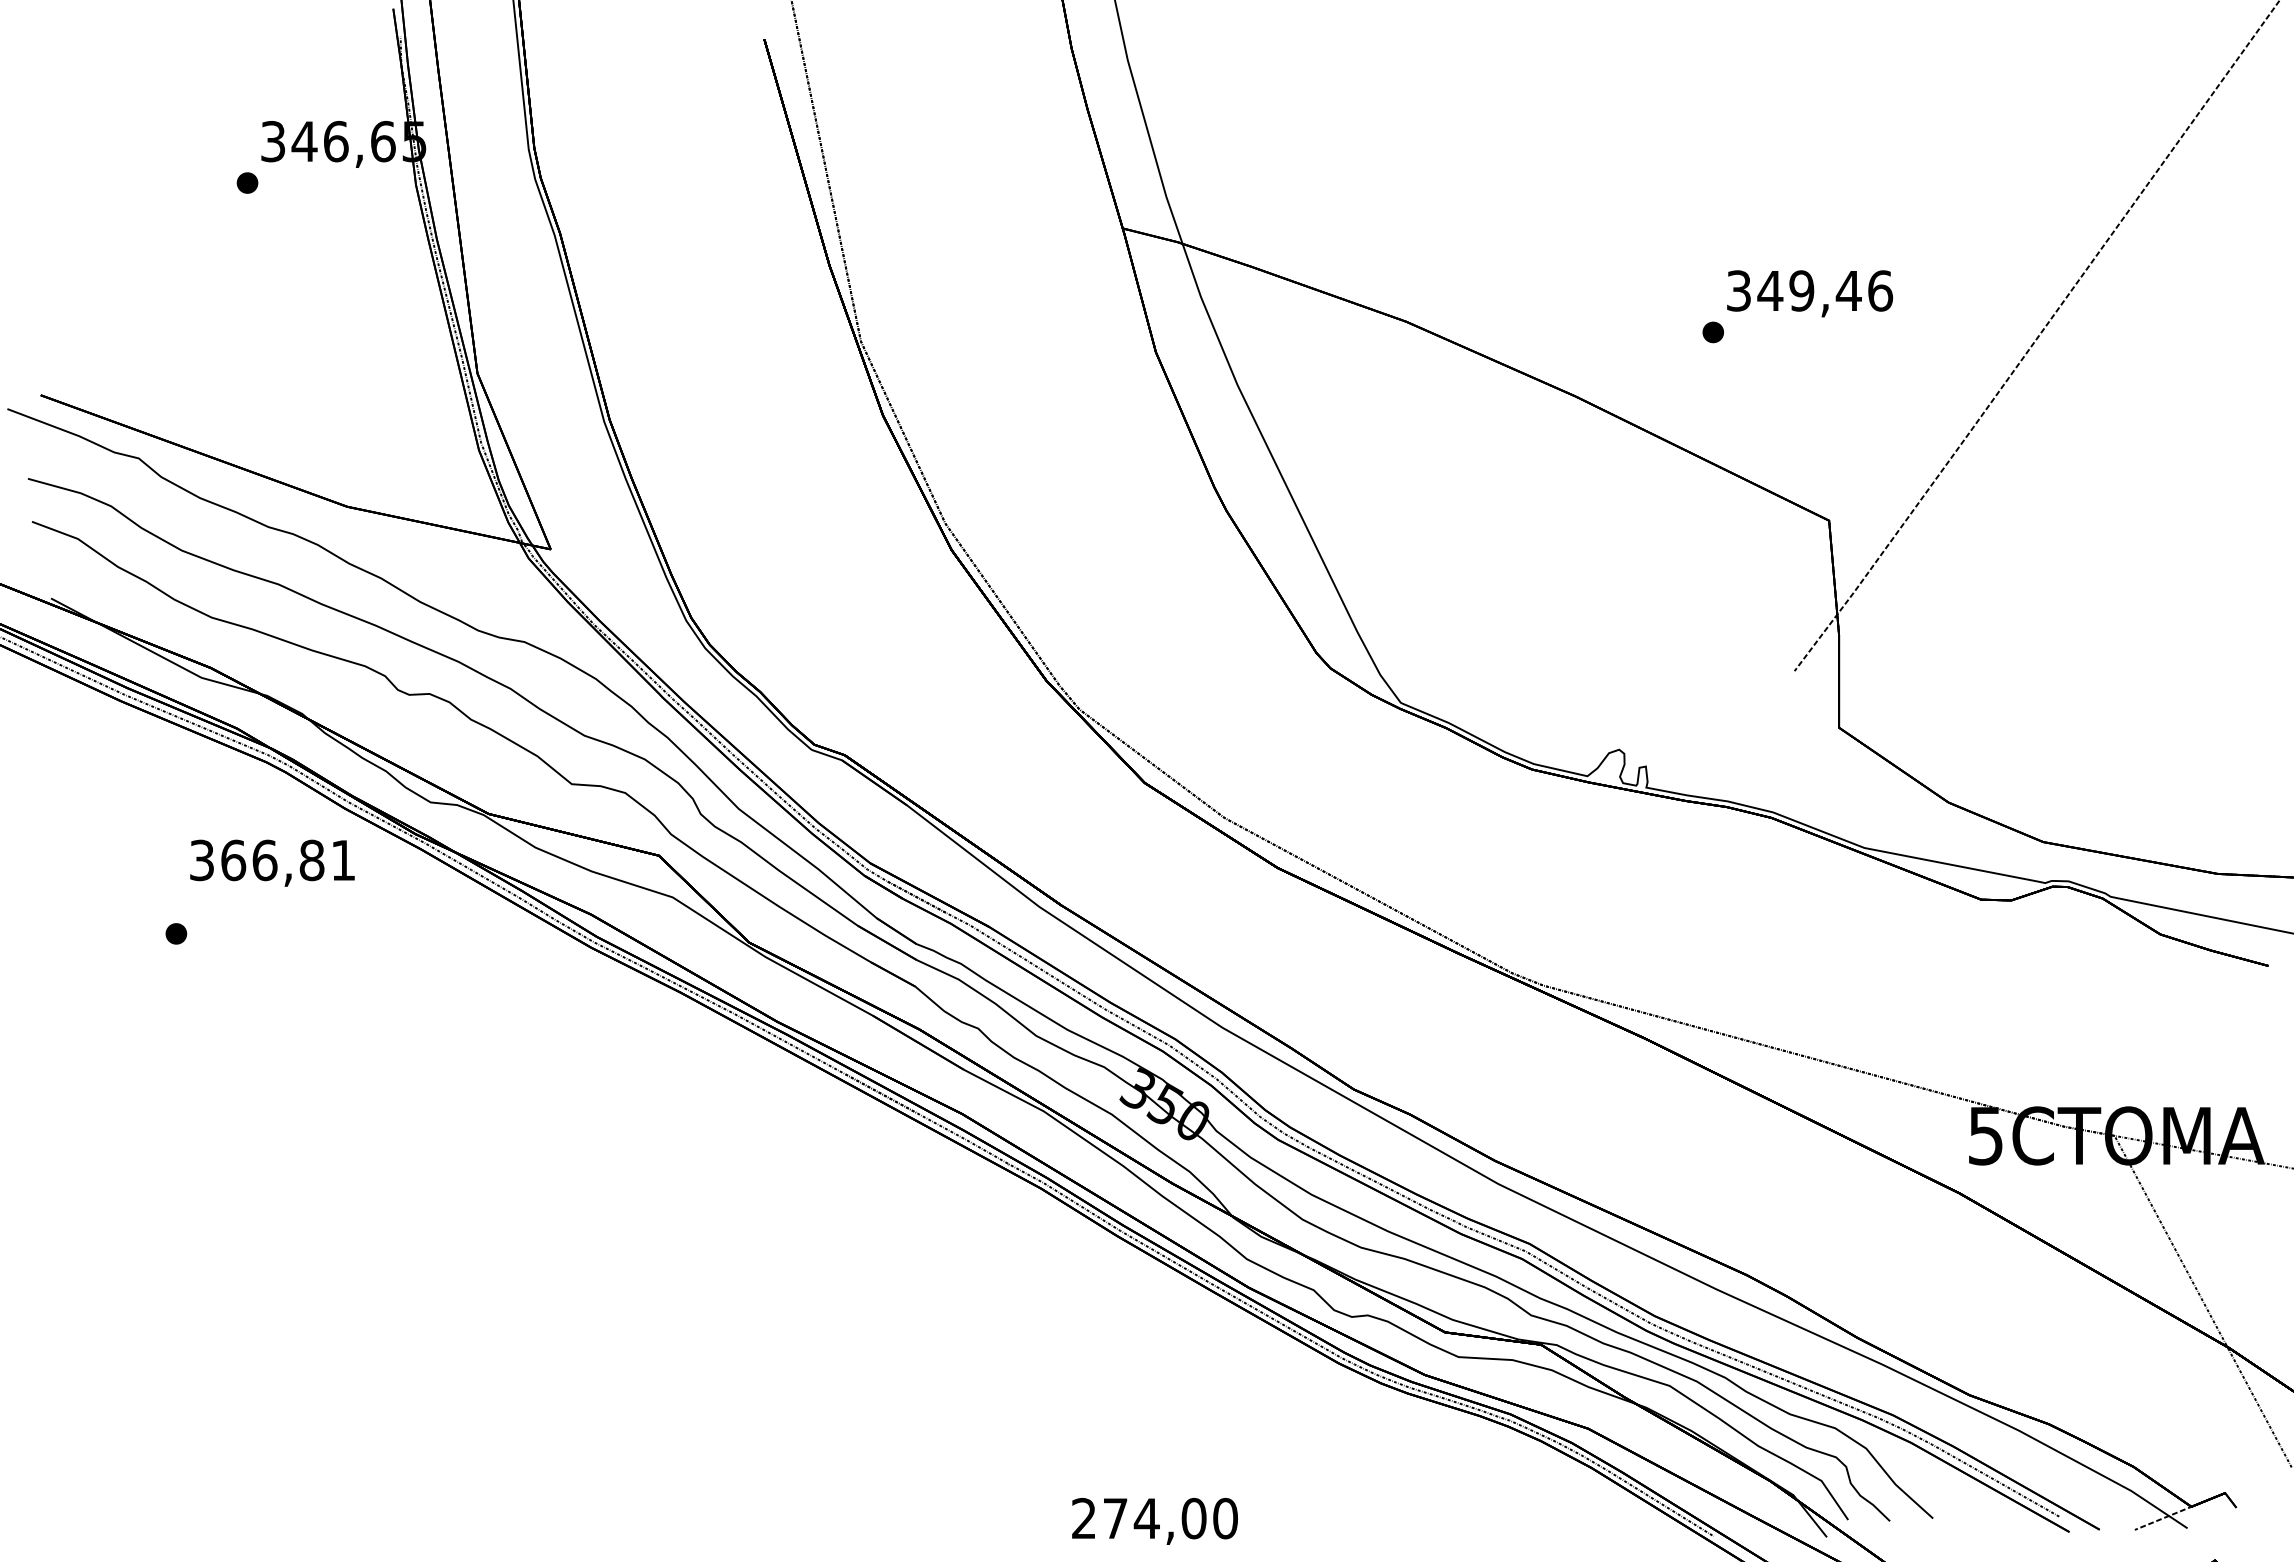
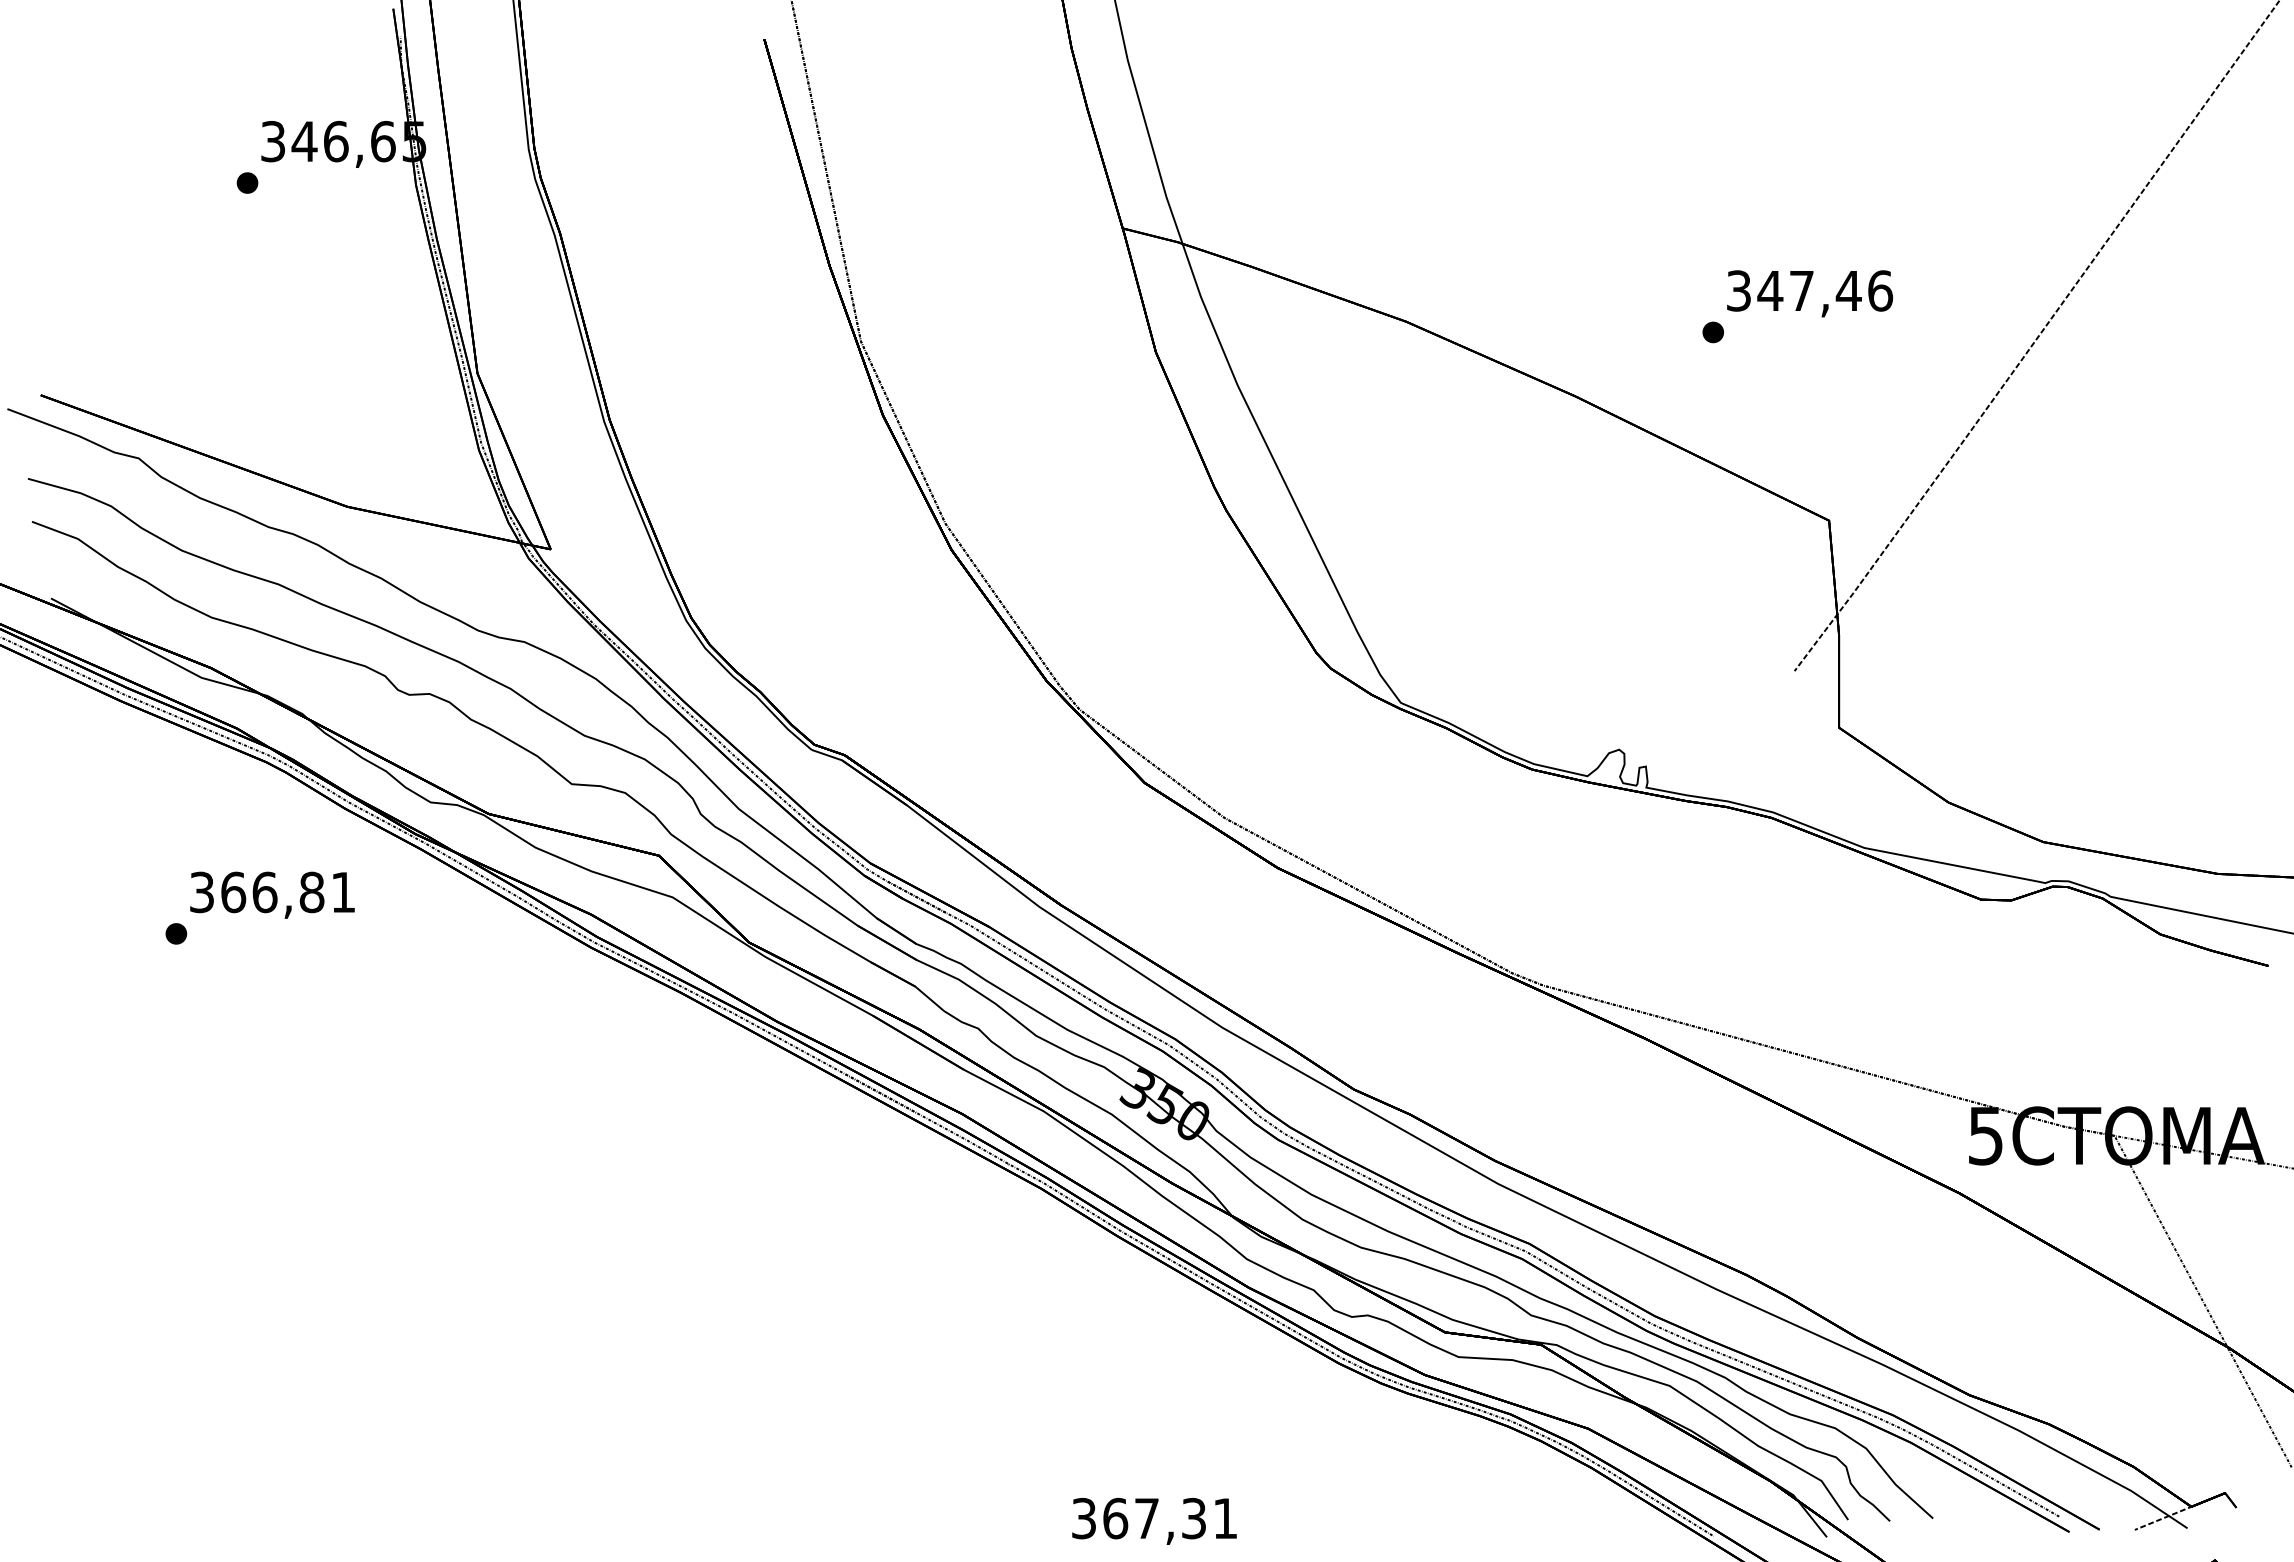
text: 349,46 -> 347,46 (1801, 290)
text position: (272, 862) -> (272, 894) (272, 894)
text: 274,00 -> 367,31 (1154, 1518)
